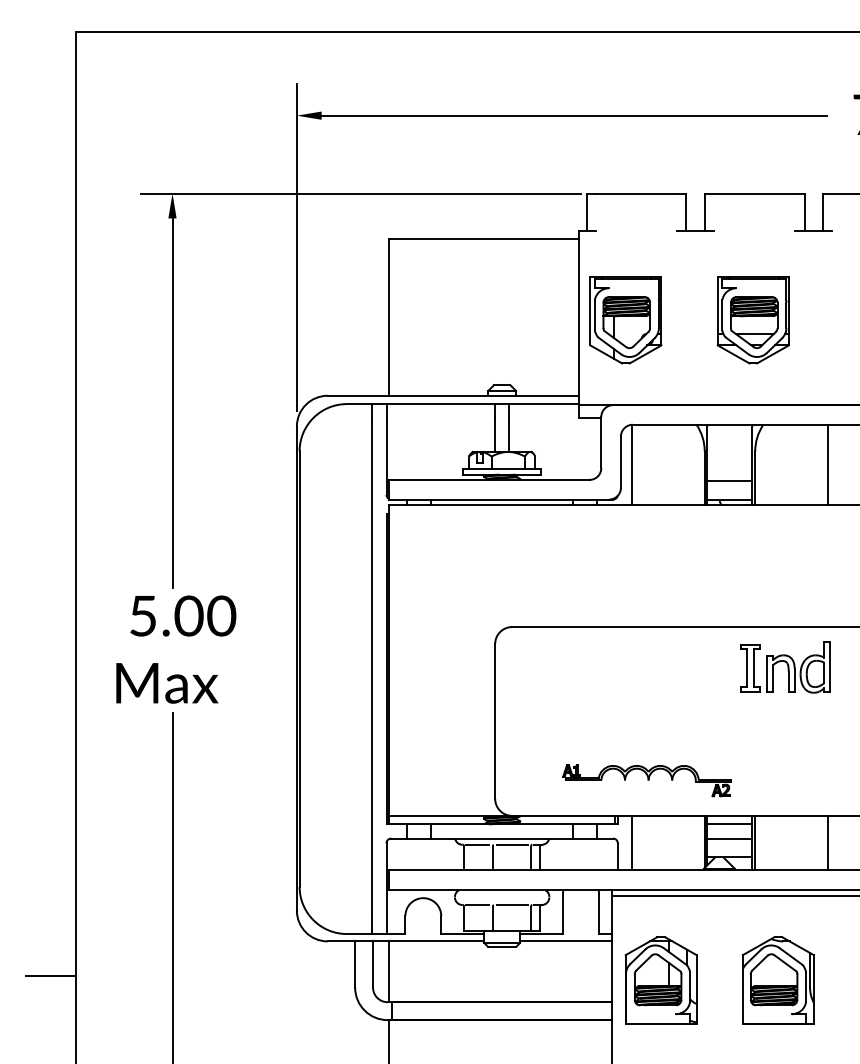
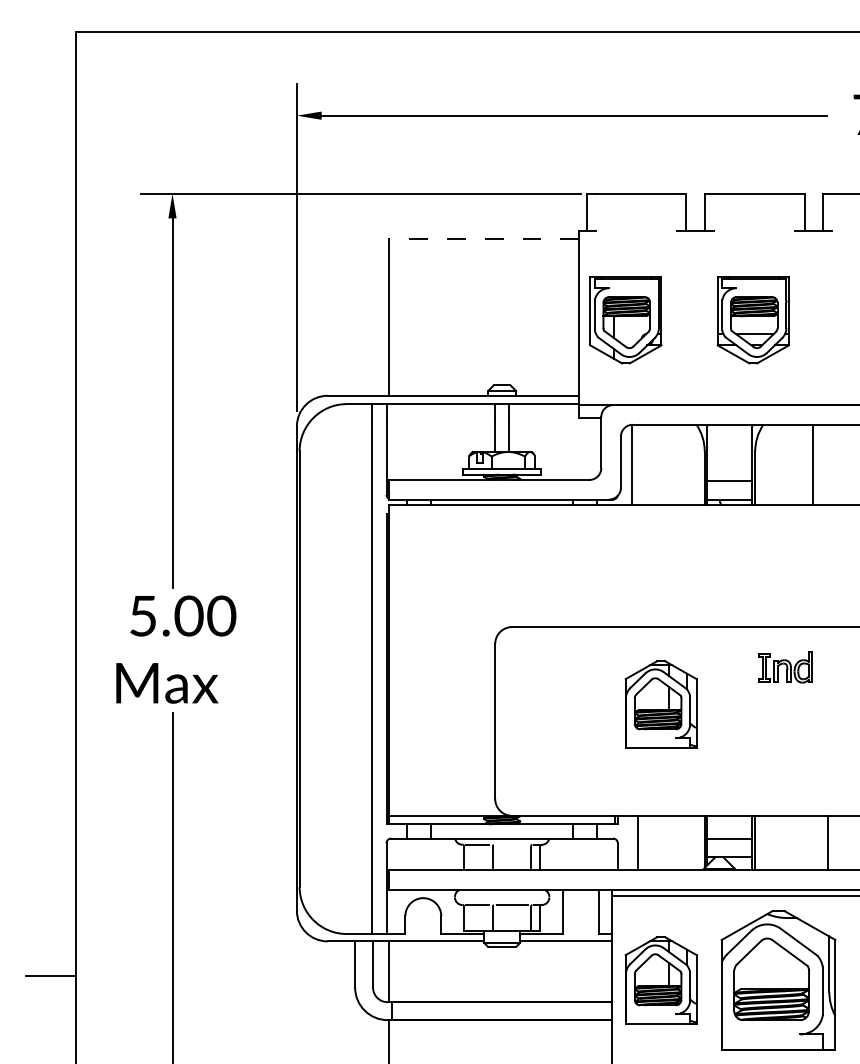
line: solid -> dashed (483, 238)
line position: (827, 464) -> (812, 464) (812, 464)
part size: 91x53 px -> 55x33 px (785, 667)
part: none -> present (660, 704)
part: present -> none (646, 780)
line: present -> none (729, 824)
line position: (632, 842) -> (638, 842) (638, 842)
line: present -> none (512, 844)
part size: 74x89 px -> 117x141 px (778, 980)
